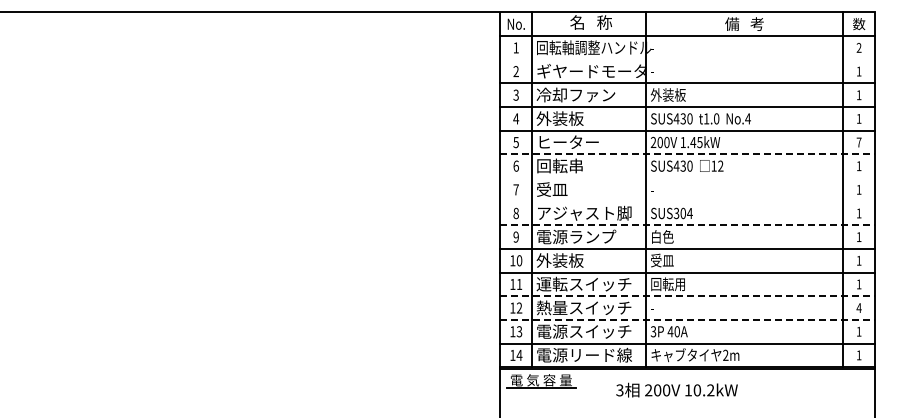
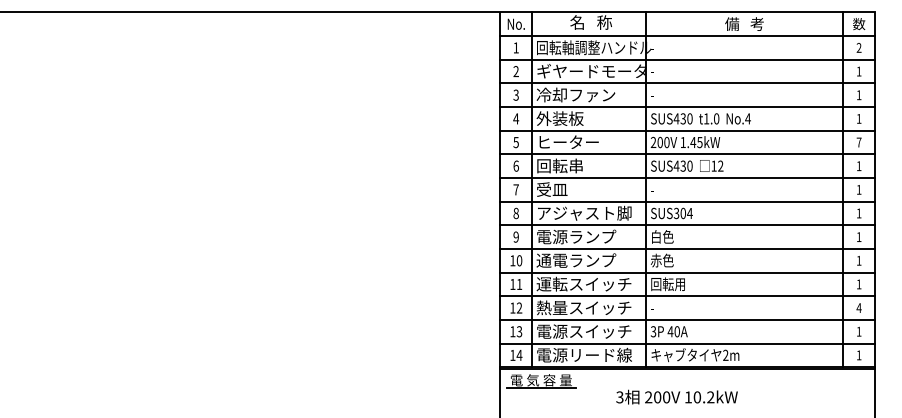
line: none -> present (687, 59)
text: 外装板 -> - (667, 94)
line: dashed -> solid (688, 154)
line: none -> present (687, 178)
line: none -> present (687, 201)
line: dashed -> solid (688, 225)
text: 外装板 -> 通電ランプ (576, 260)
text: 受皿 -> 赤色 (661, 260)
line: dashed -> solid (688, 296)
line: dashed -> solid (688, 319)
text position: (676, 389) -> (676, 396) (676, 396)
